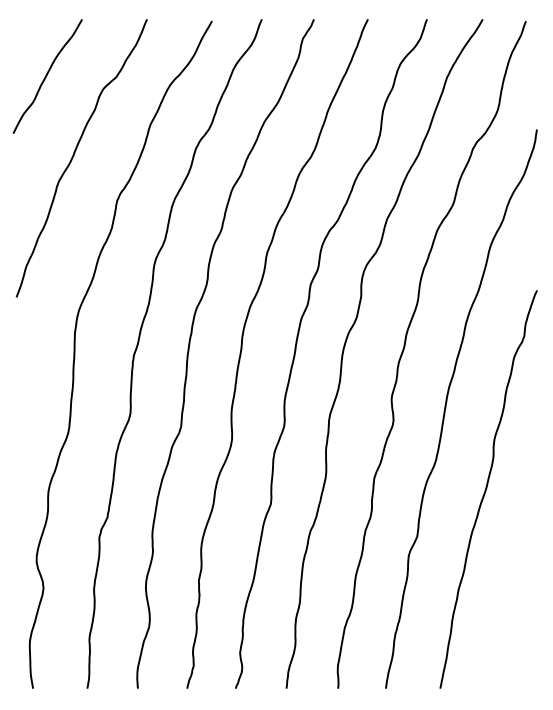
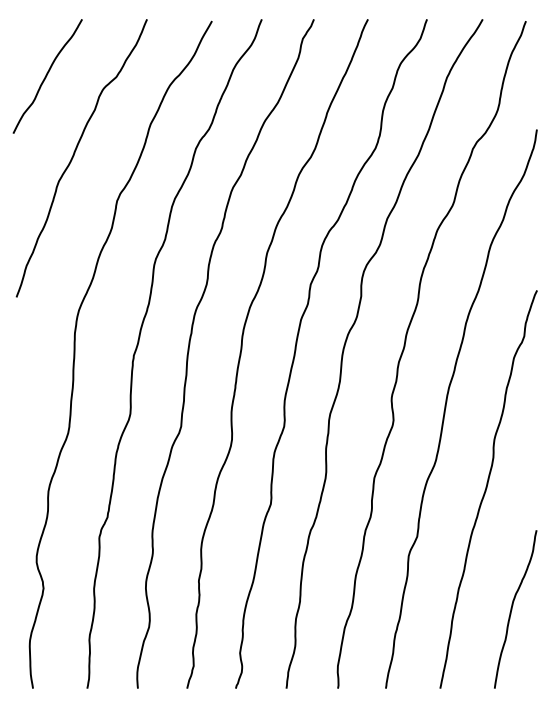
curve: none -> present (512, 609)
